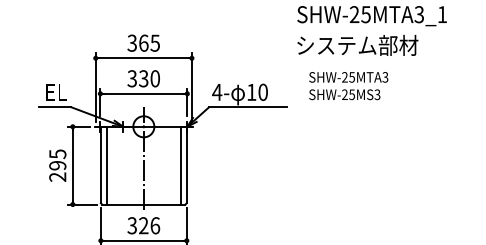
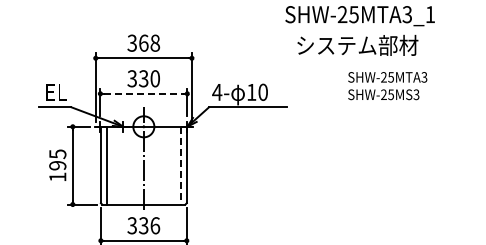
text position: (371, 16) -> (359, 16) (359, 16)
text: 365 -> 368 (155, 42)
text position: (348, 86) -> (387, 86) (387, 86)
line: solid -> dashed (144, 93)
line: solid -> dashed (180, 165)
text: 295 -> 195 (57, 176)
text: 326 -> 336 (143, 225)
